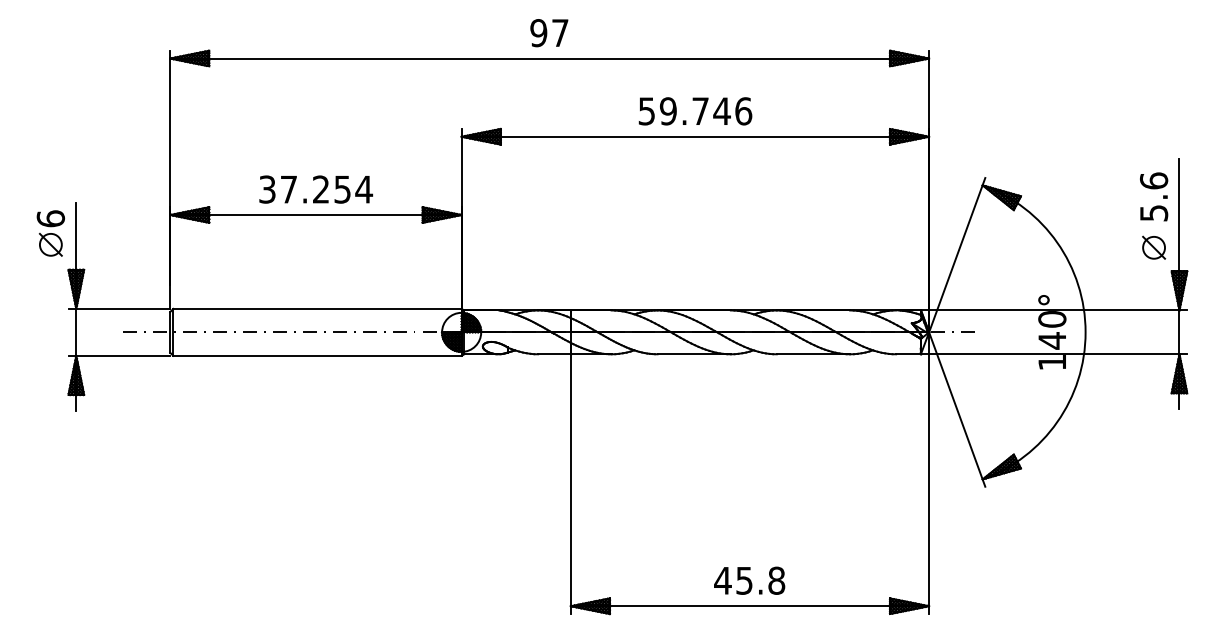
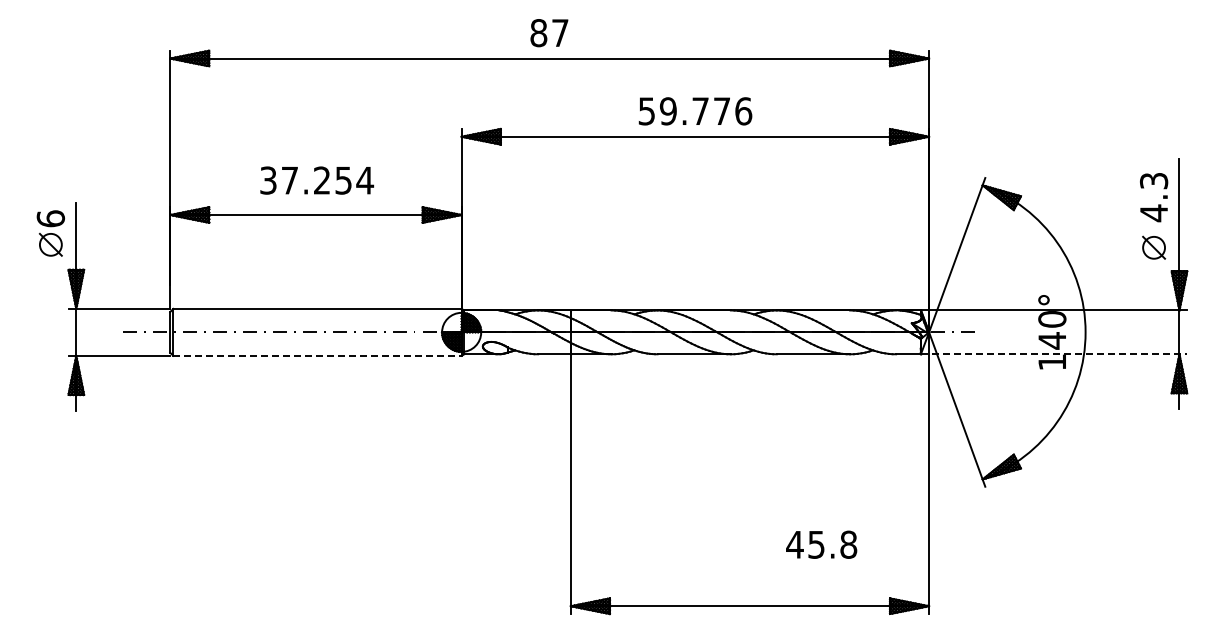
text: 97 -> 87 (538, 33)
text: 59.746 -> 59.776 (721, 110)
text position: (315, 189) -> (316, 180) (316, 180)
text: 5.6 -> 4.3 (1153, 197)
line: solid -> dashed (1054, 354)
line: solid -> dashed (318, 355)
text position: (749, 580) -> (821, 544) (821, 544)
